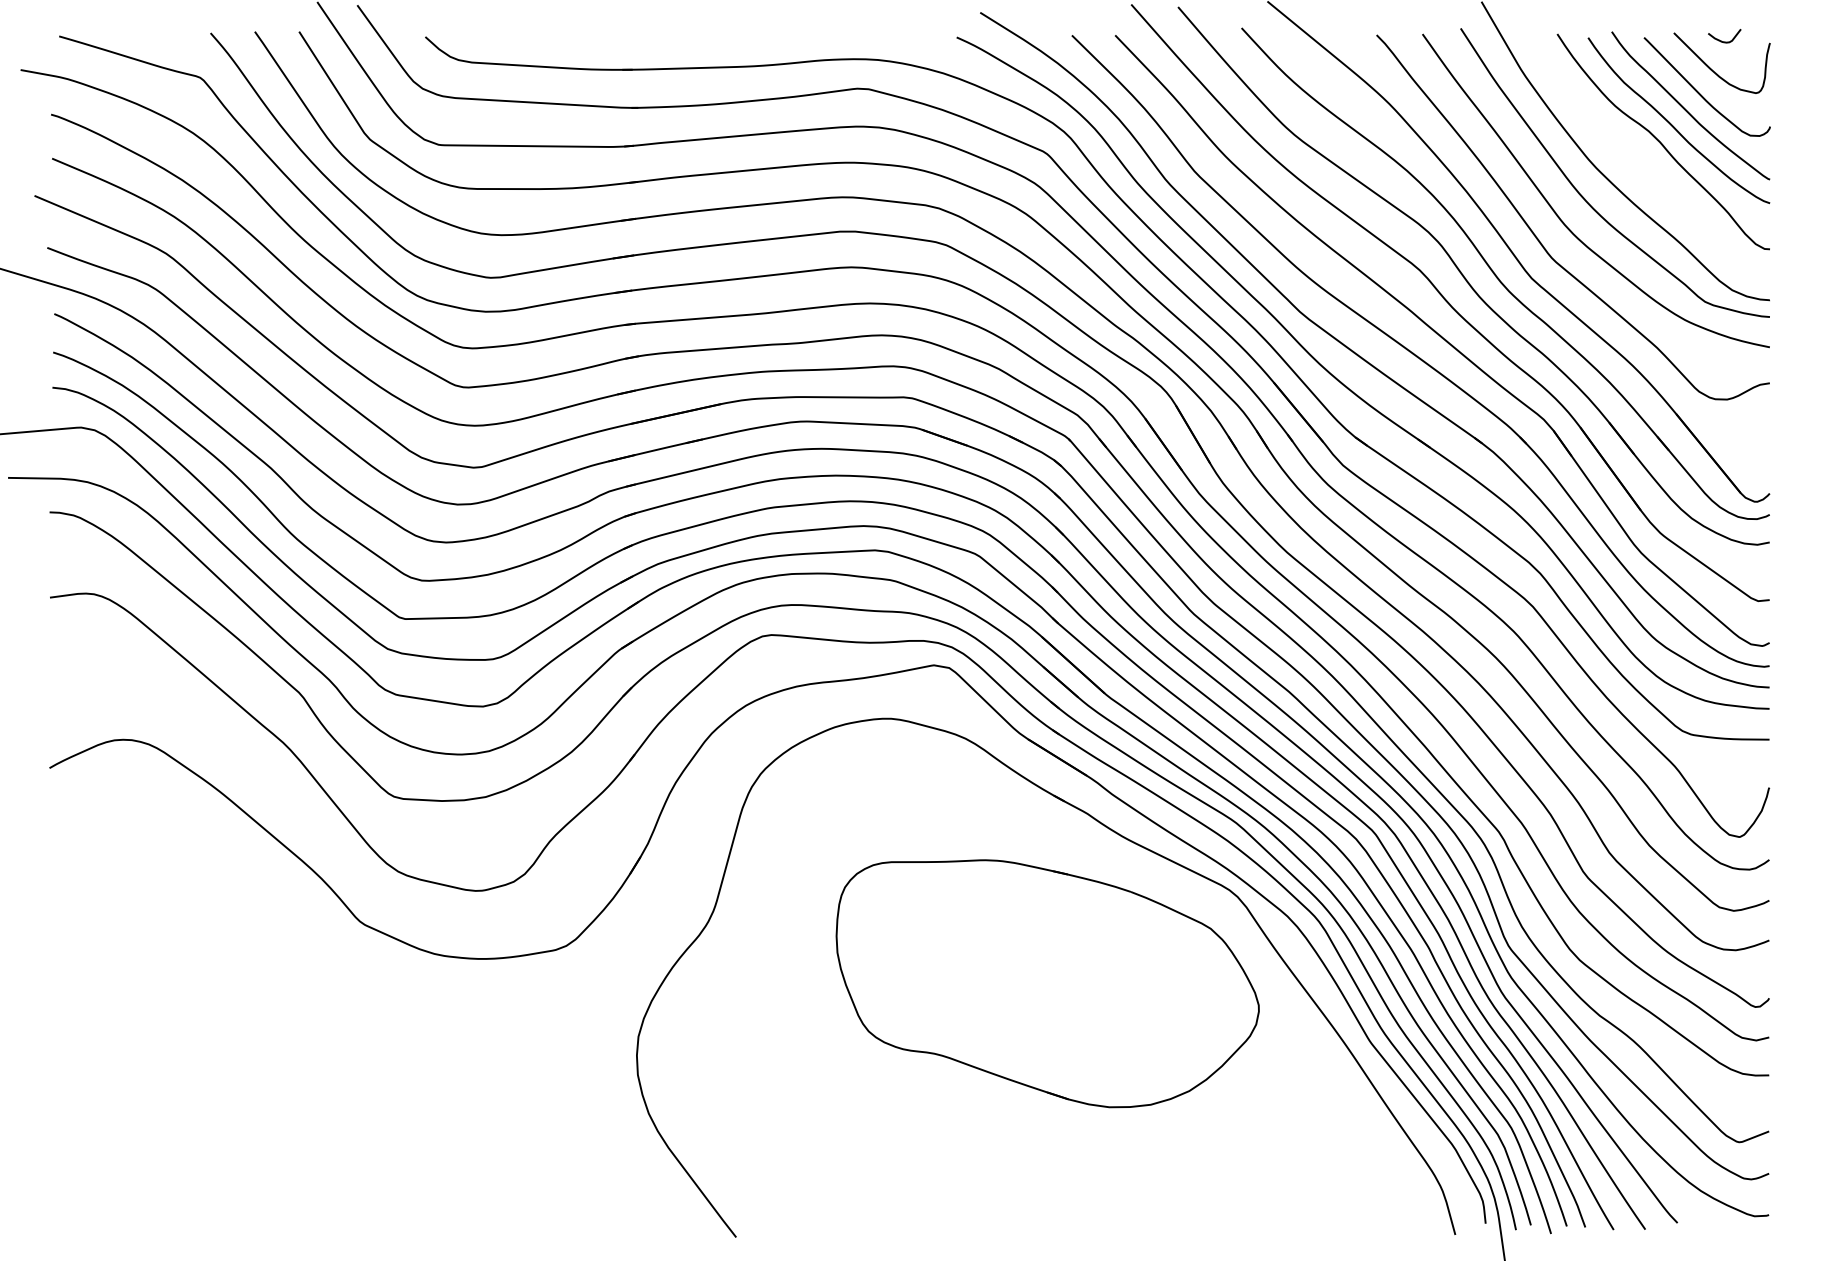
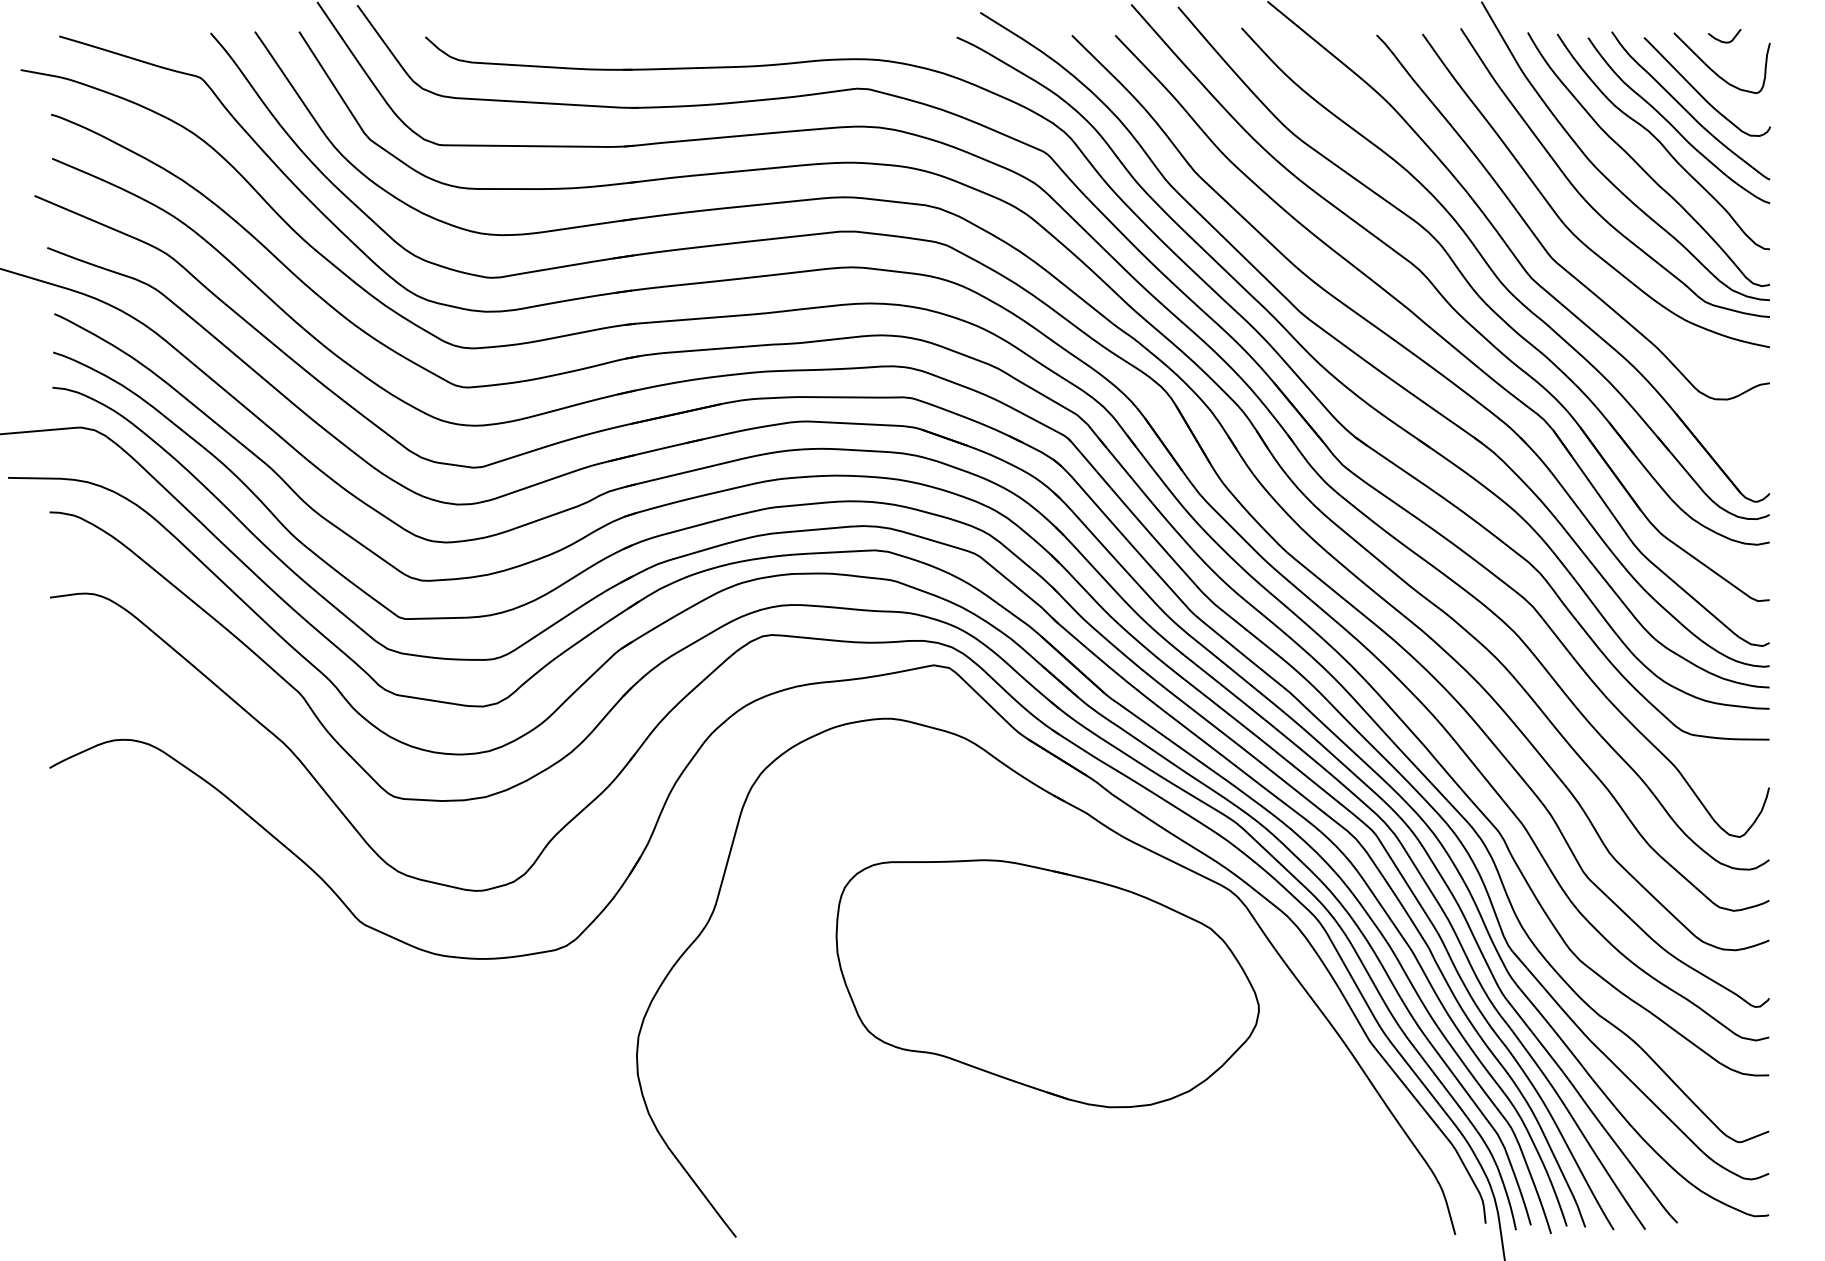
curve: none -> present (1641, 166)
